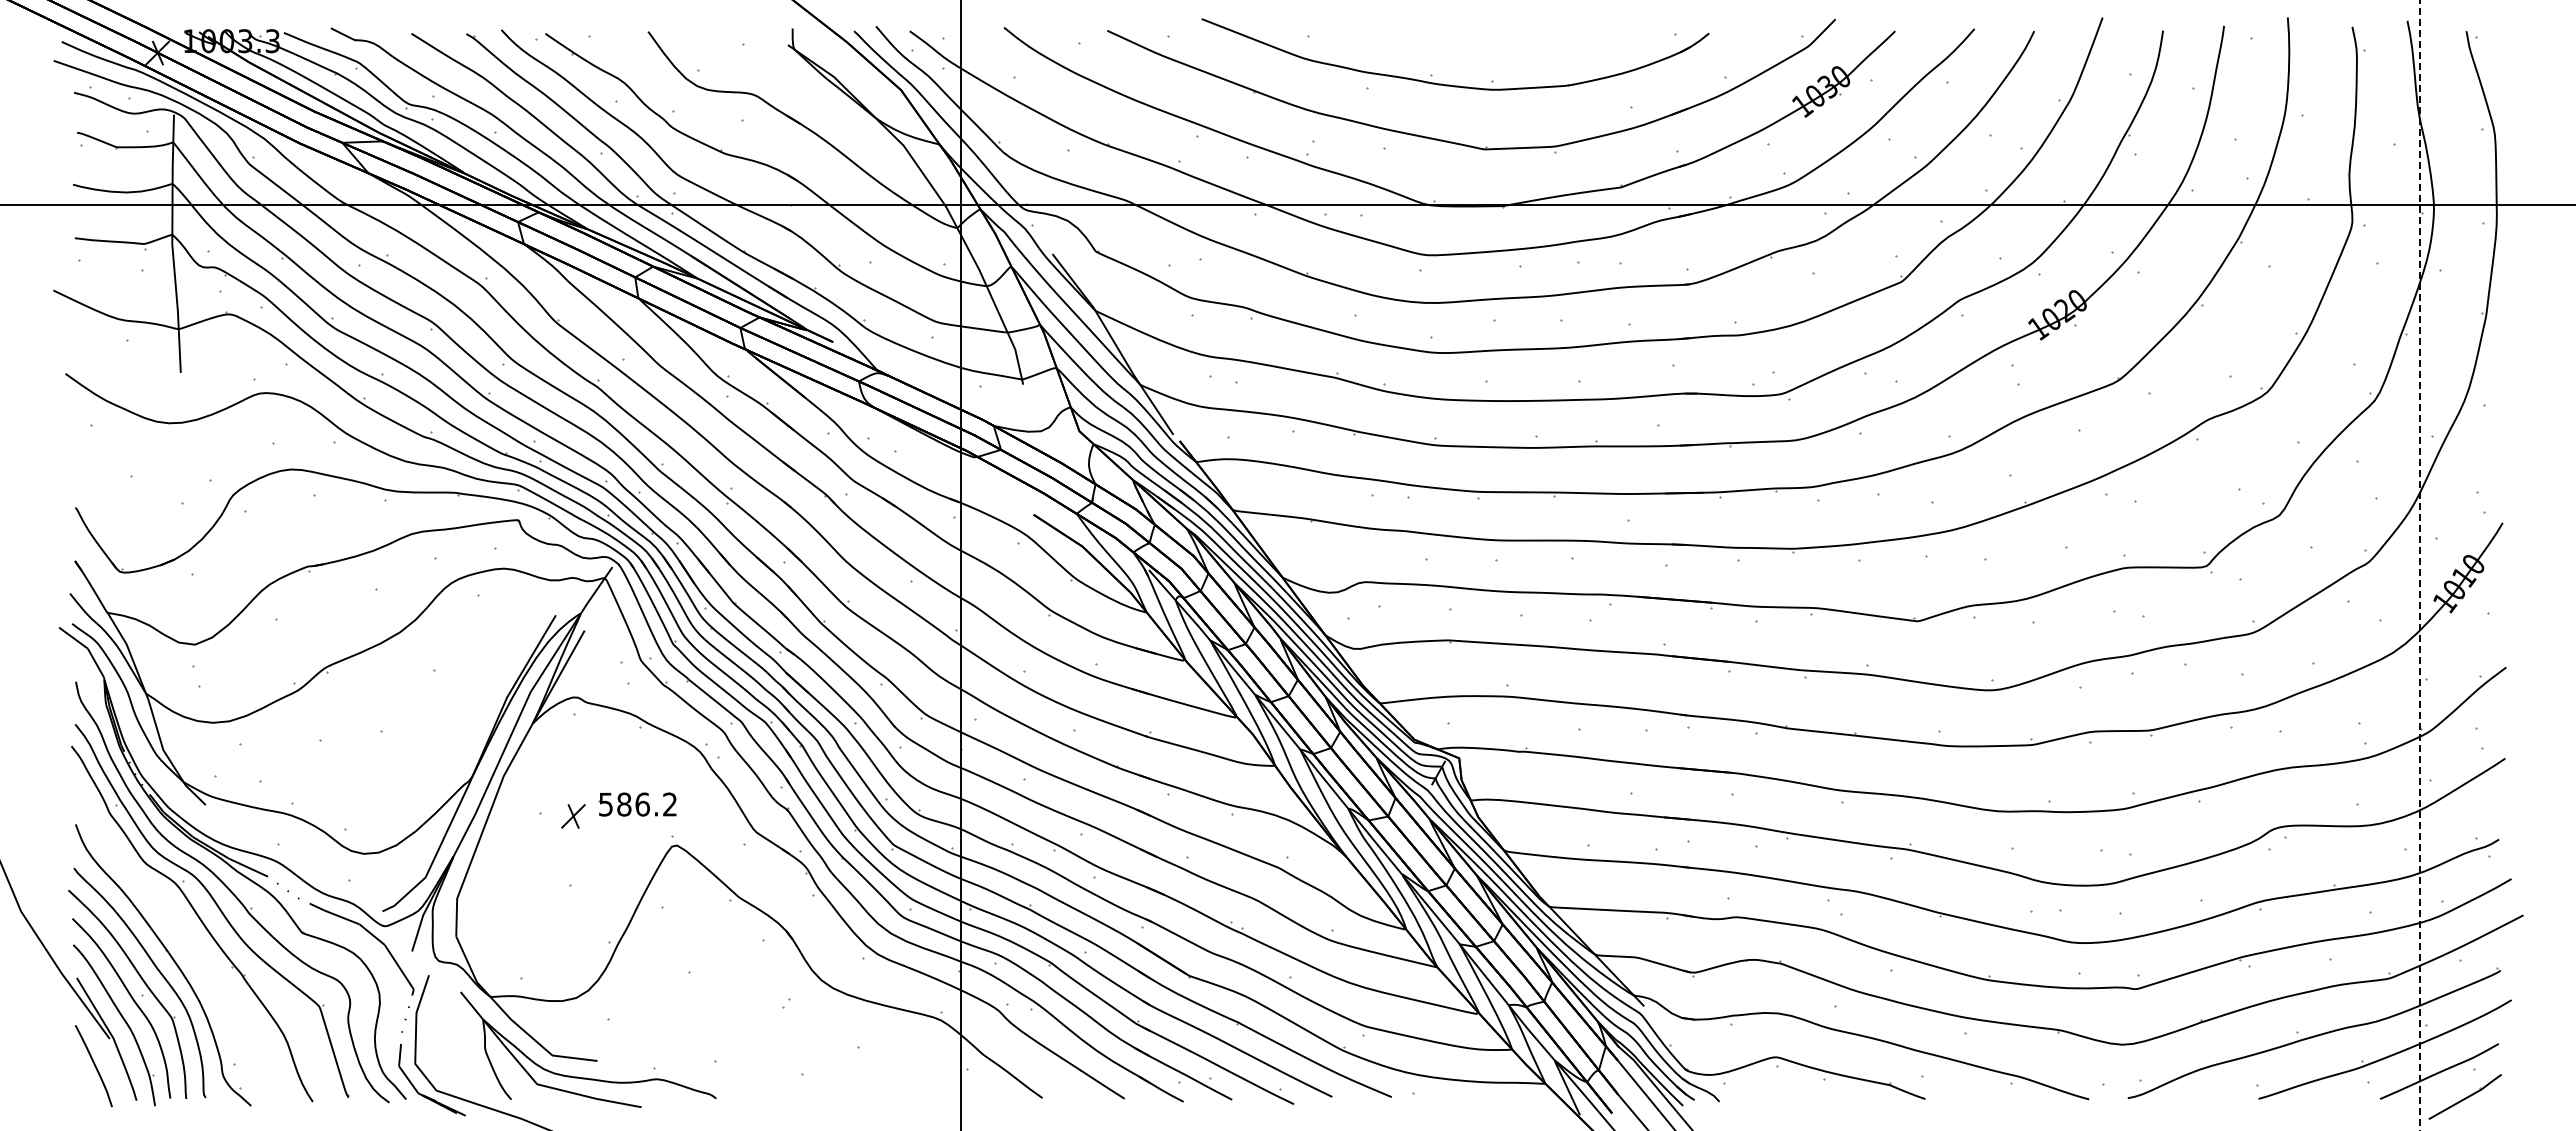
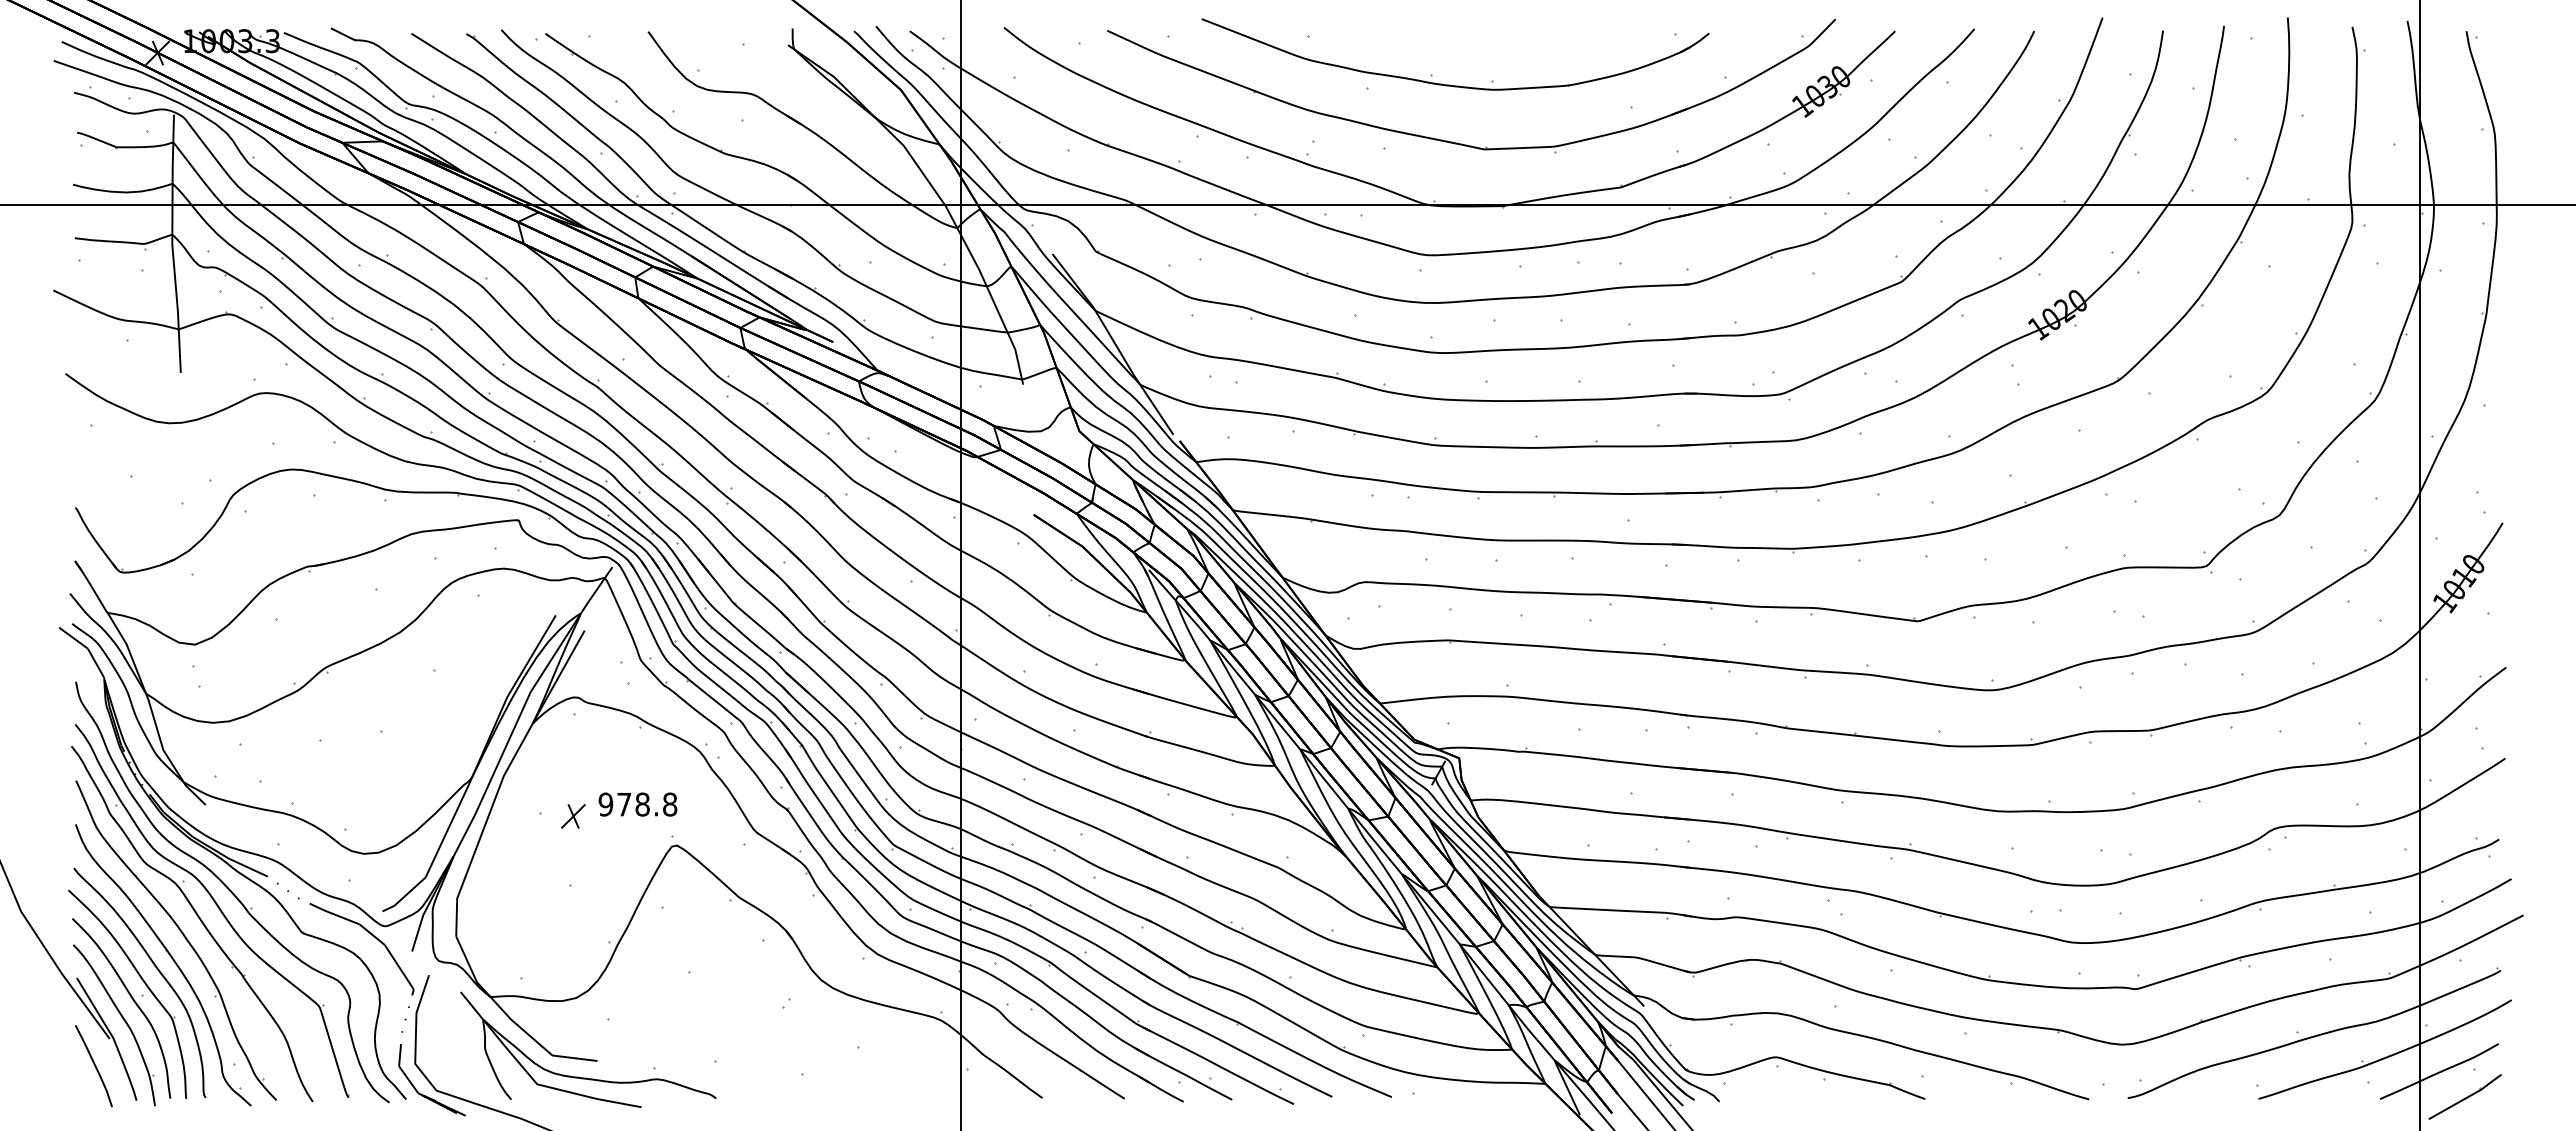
line: dashed -> solid (2420, 565)
text: 586.2 -> 978.8 (637, 804)
part: none -> present (183, 936)
